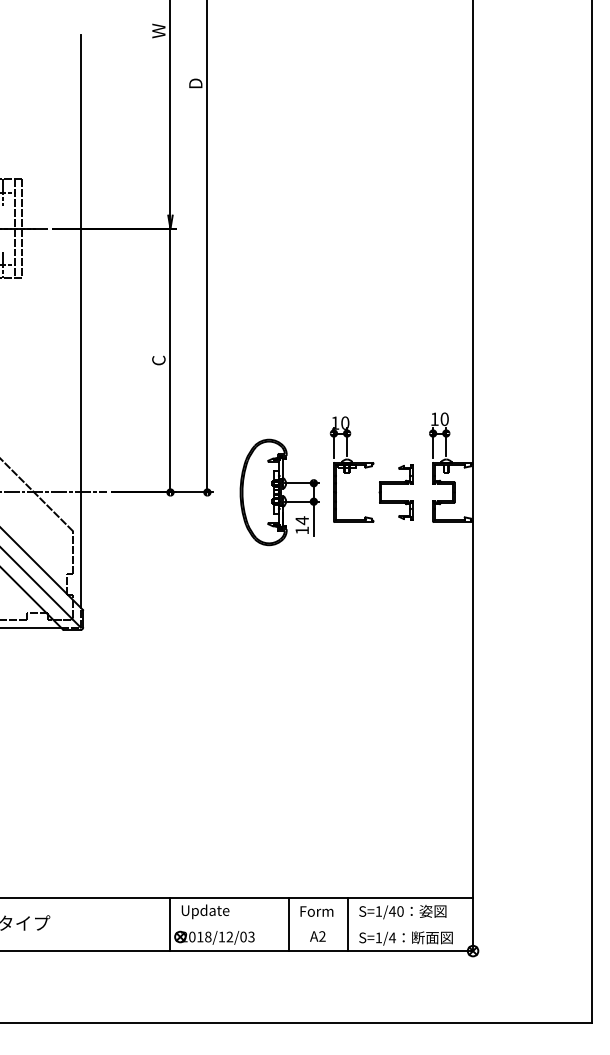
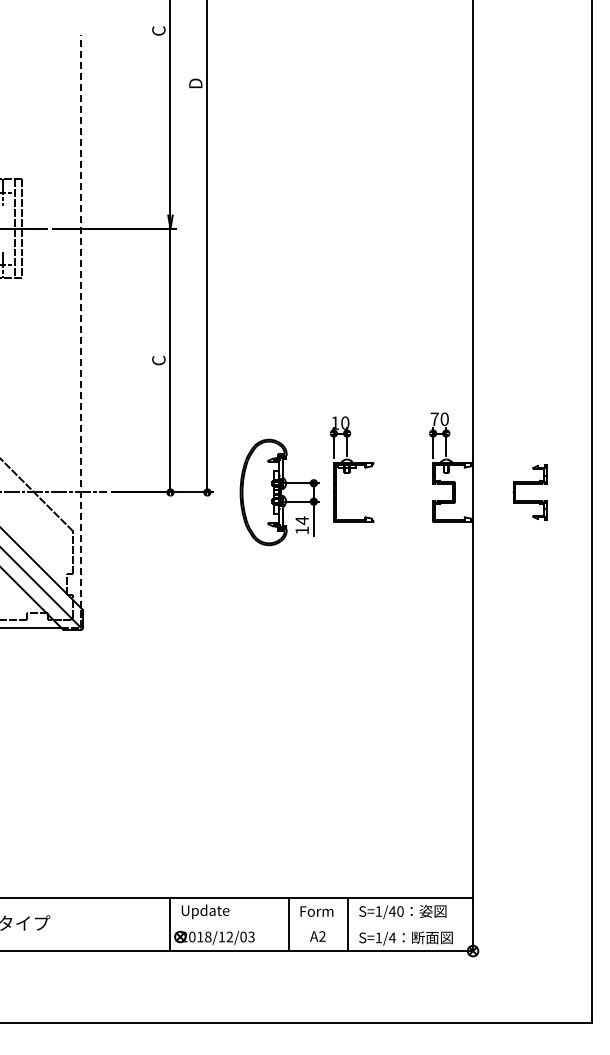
text: W -> C (158, 30)
line: solid -> dashed (80, 320)
text: 10 -> 70 (434, 418)
part position: (395, 484) -> (529, 484) (529, 484)
